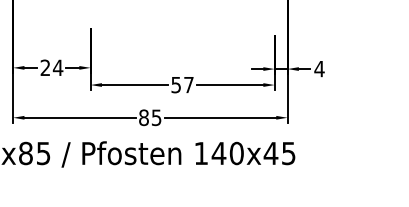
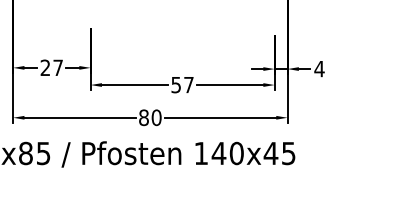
text: 24 -> 27 (57, 67)
text: 85 -> 80 (156, 117)
